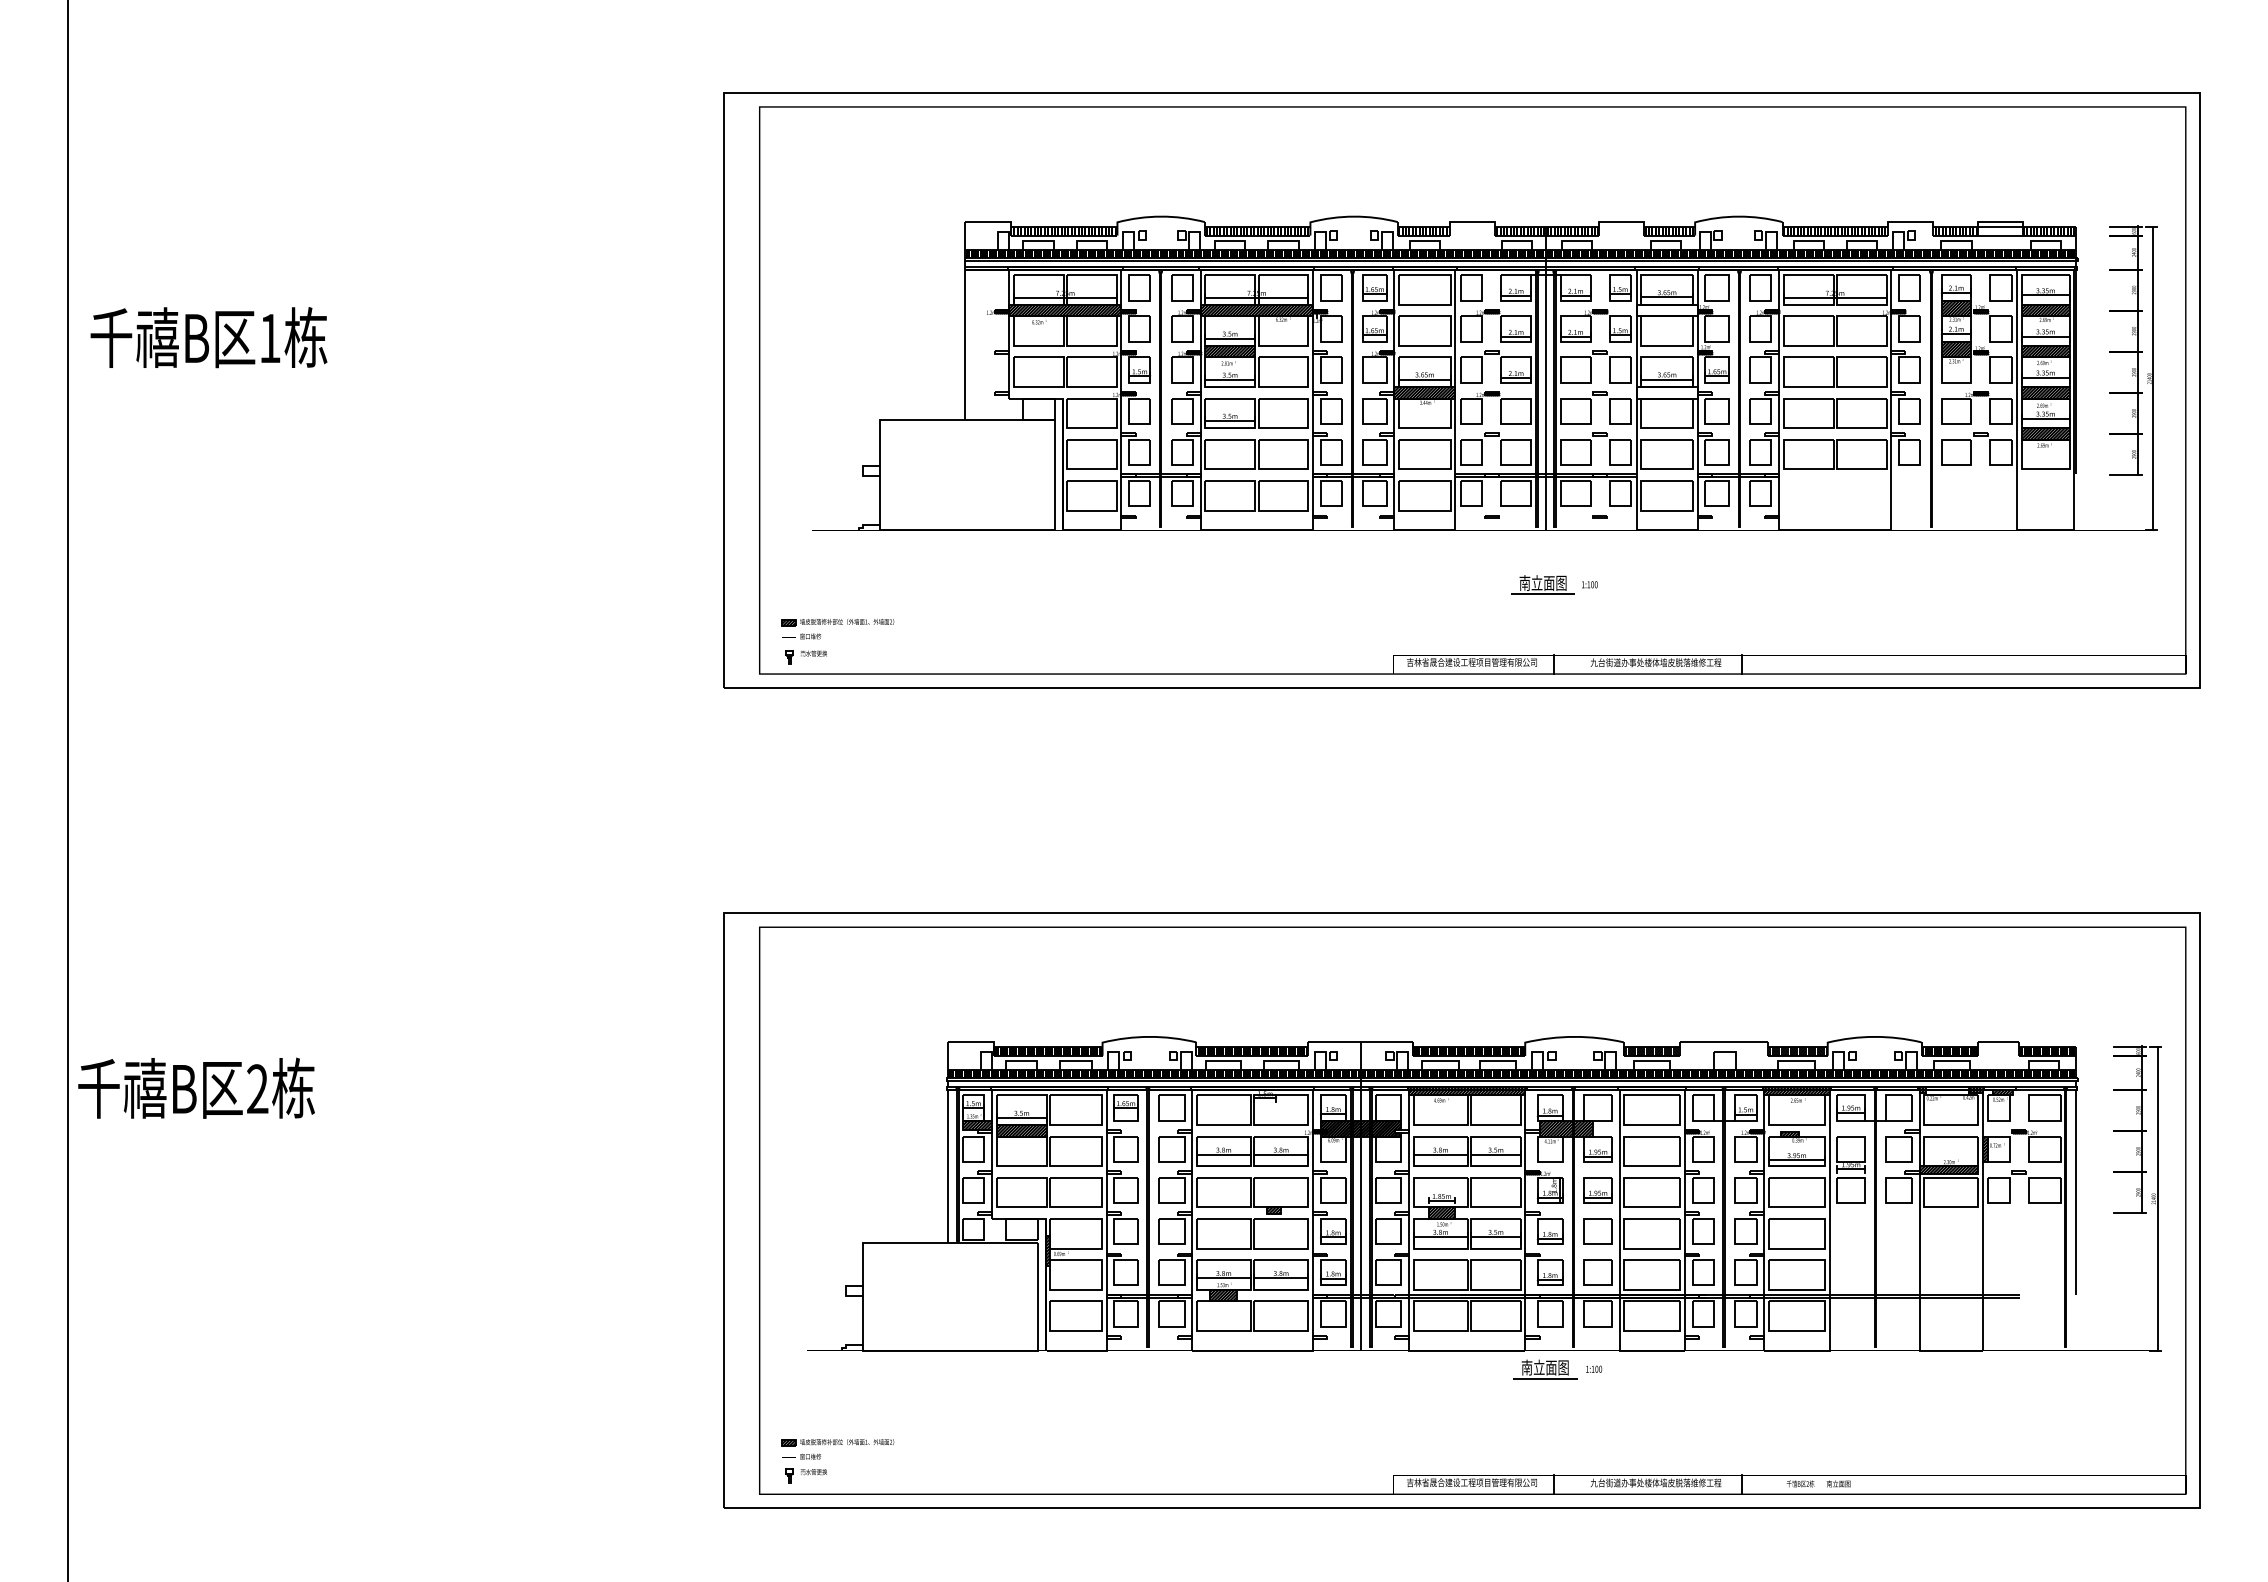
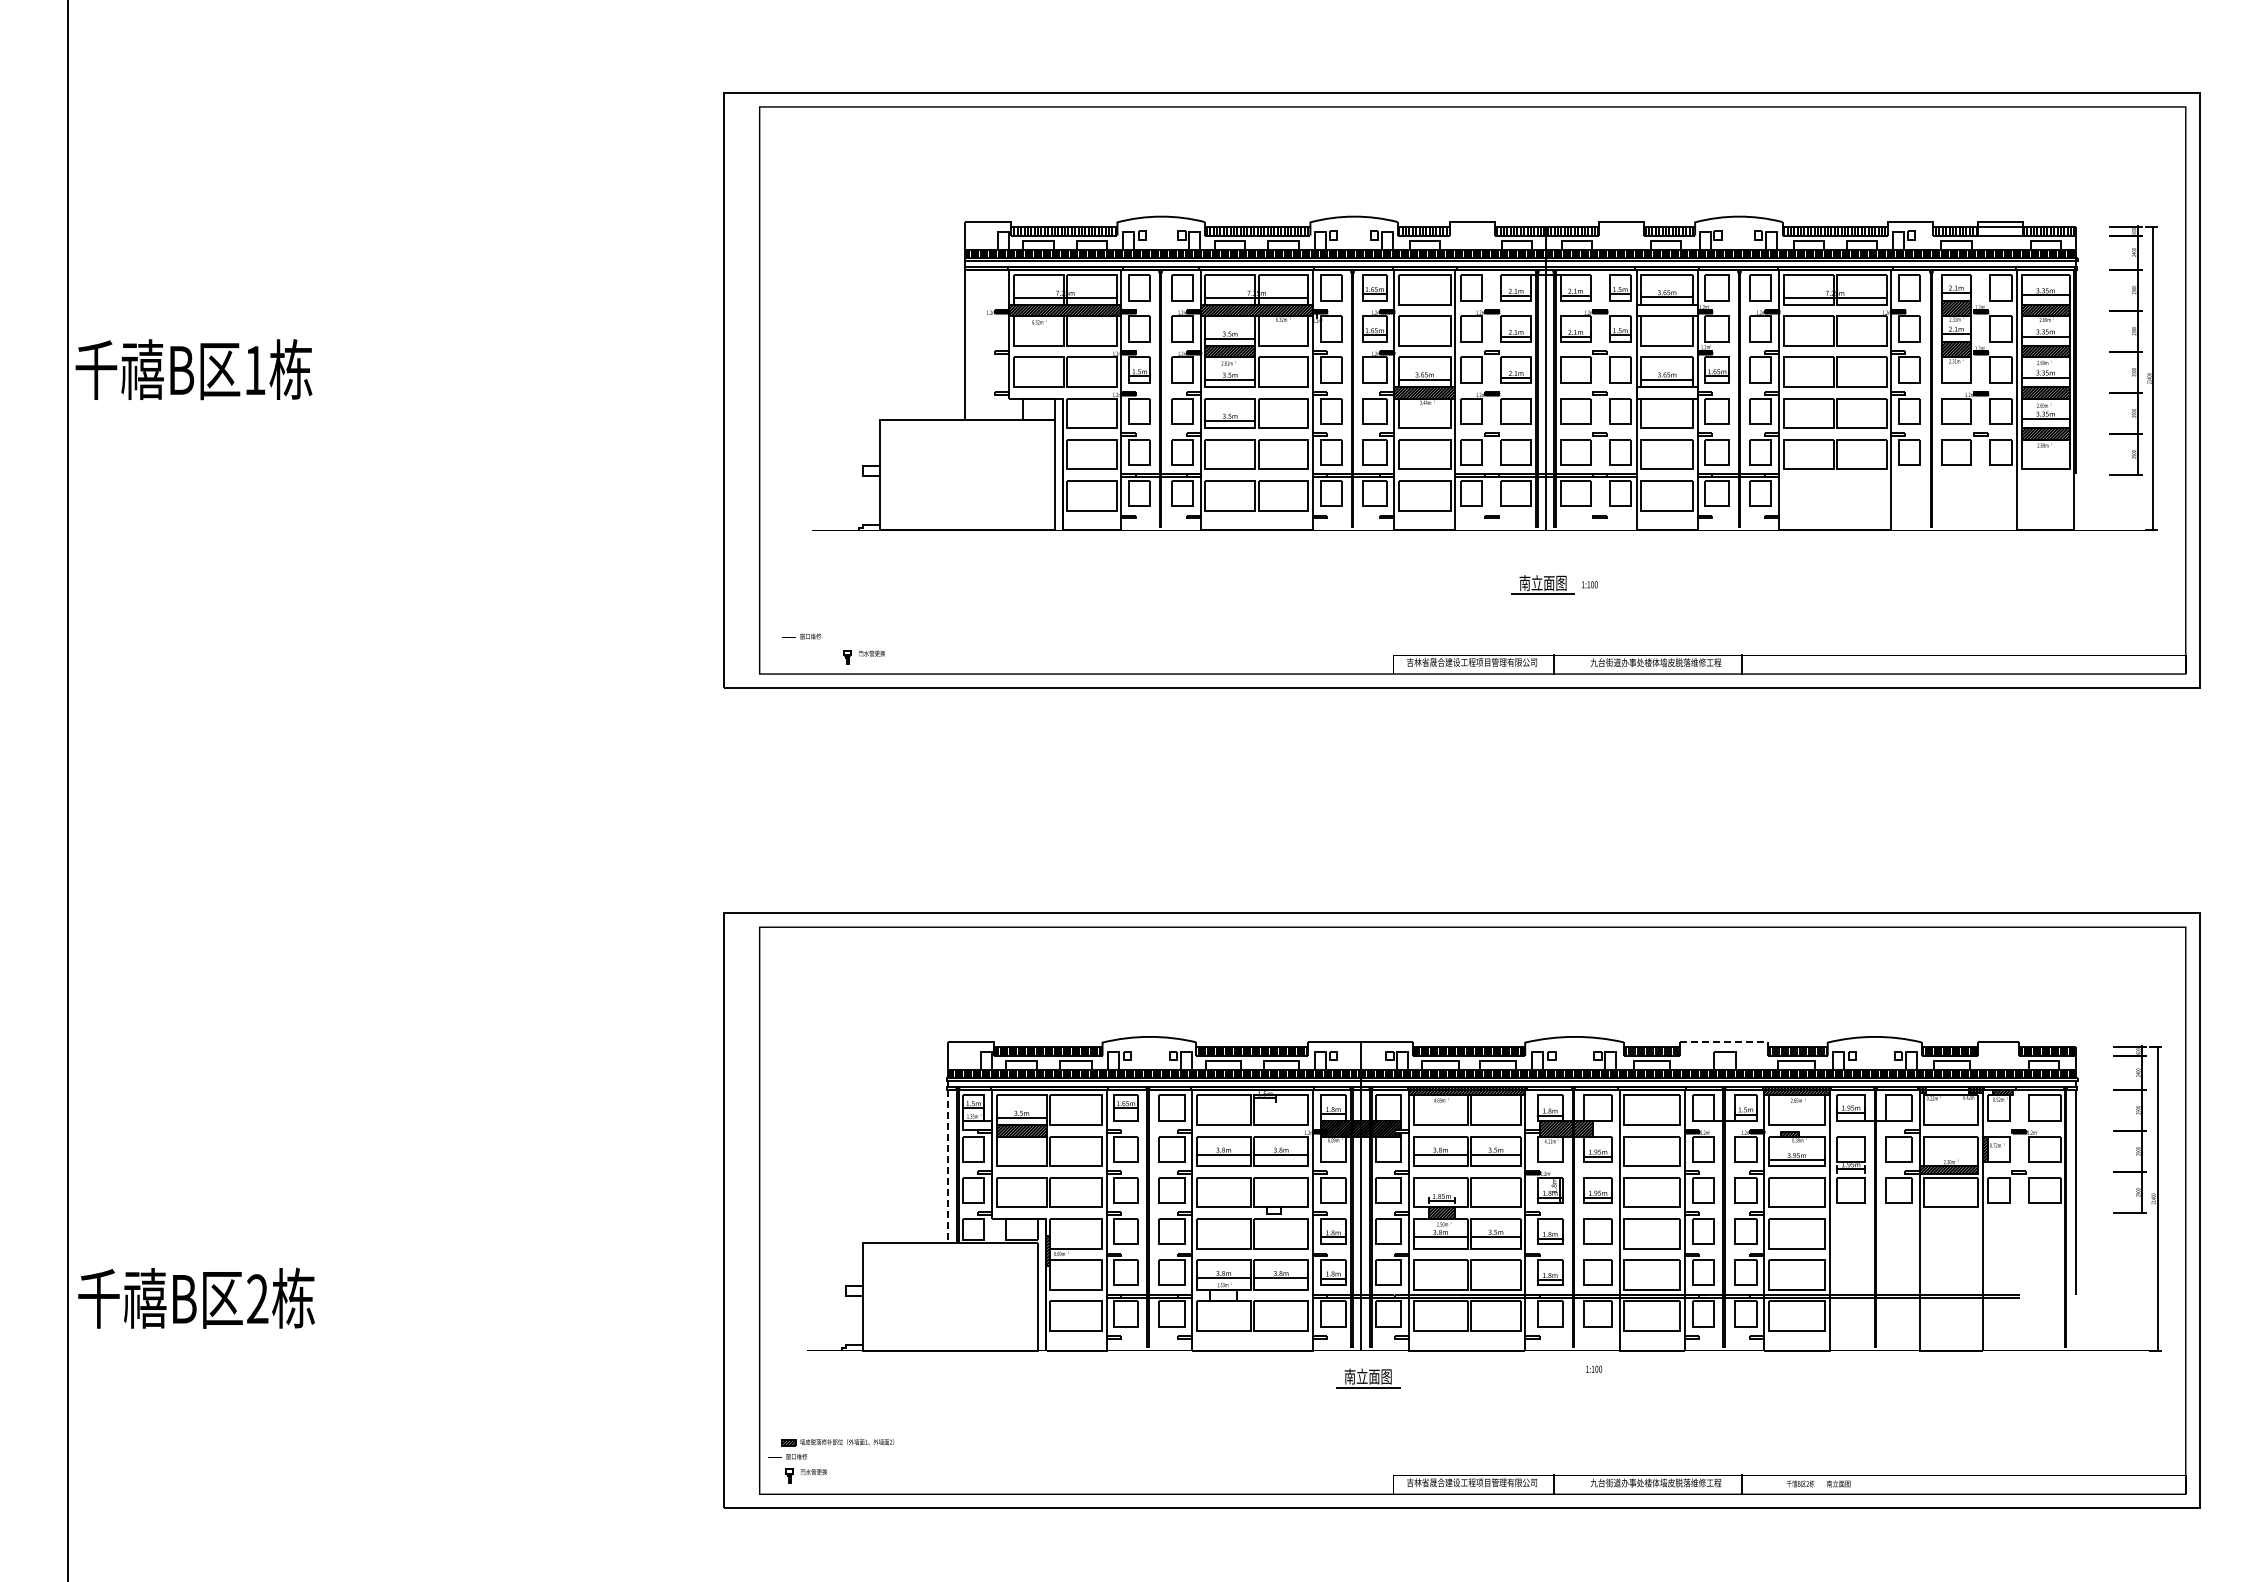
text position: (208, 337) -> (193, 369) (193, 369)
part: present -> none (837, 622)
part position: (805, 657) -> (863, 657) (863, 657)
line: solid -> dashed (1724, 1042)
text position: (196, 1087) -> (196, 1297) (196, 1297)
hatch: present -> none (977, 1125)
line: solid -> dashed (948, 1167)
hatch: present -> none (1273, 1210)
hatch: present -> none (1222, 1295)
part position: (1545, 1369) -> (1368, 1378) (1368, 1378)
text position: (801, 1456) -> (787, 1456) (787, 1456)
